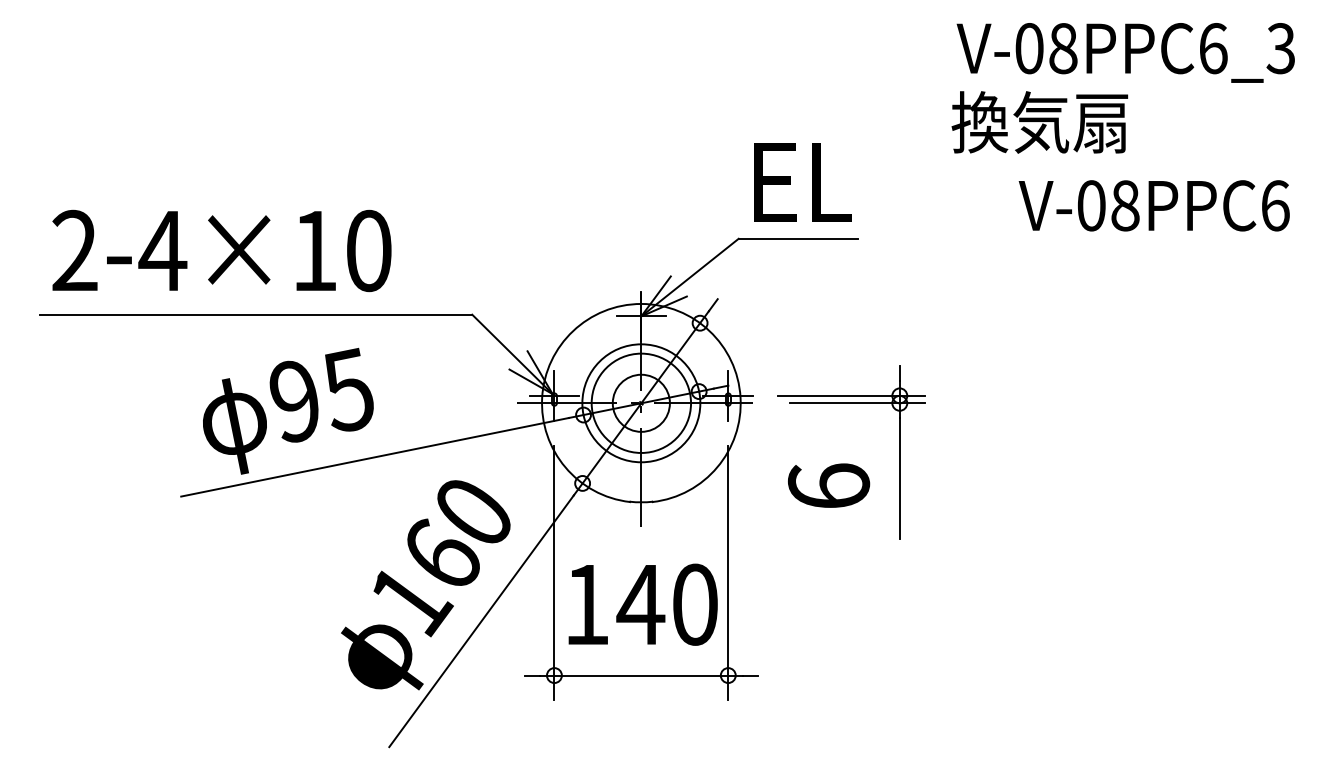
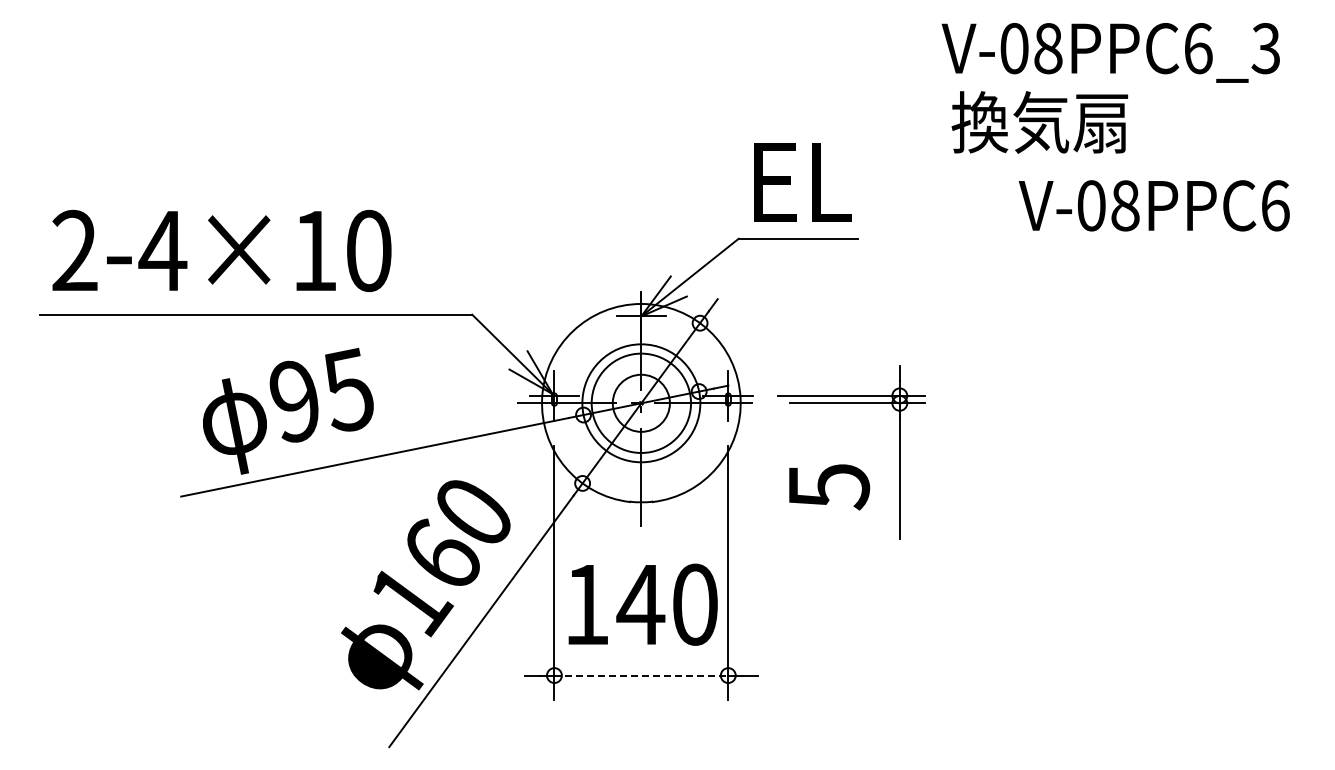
text position: (1125, 52) -> (1110, 52) (1110, 52)
text: 6 -> 5 (828, 486)
line: solid -> dashed (641, 675)
